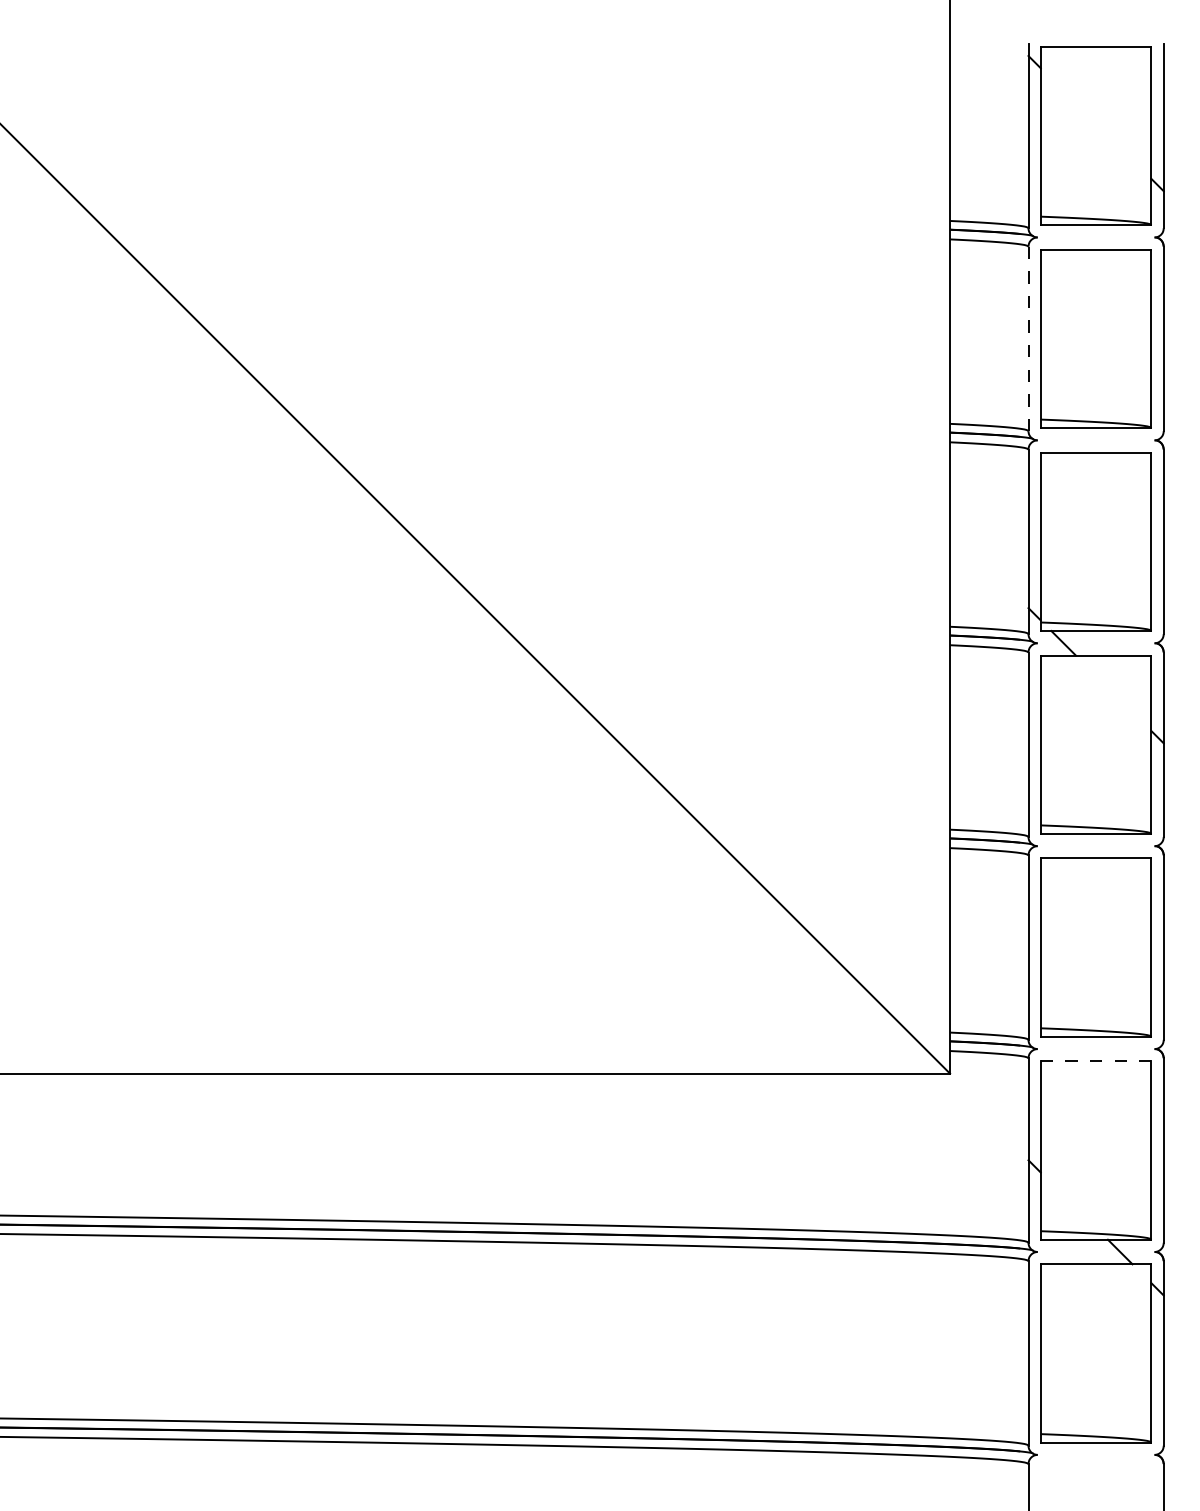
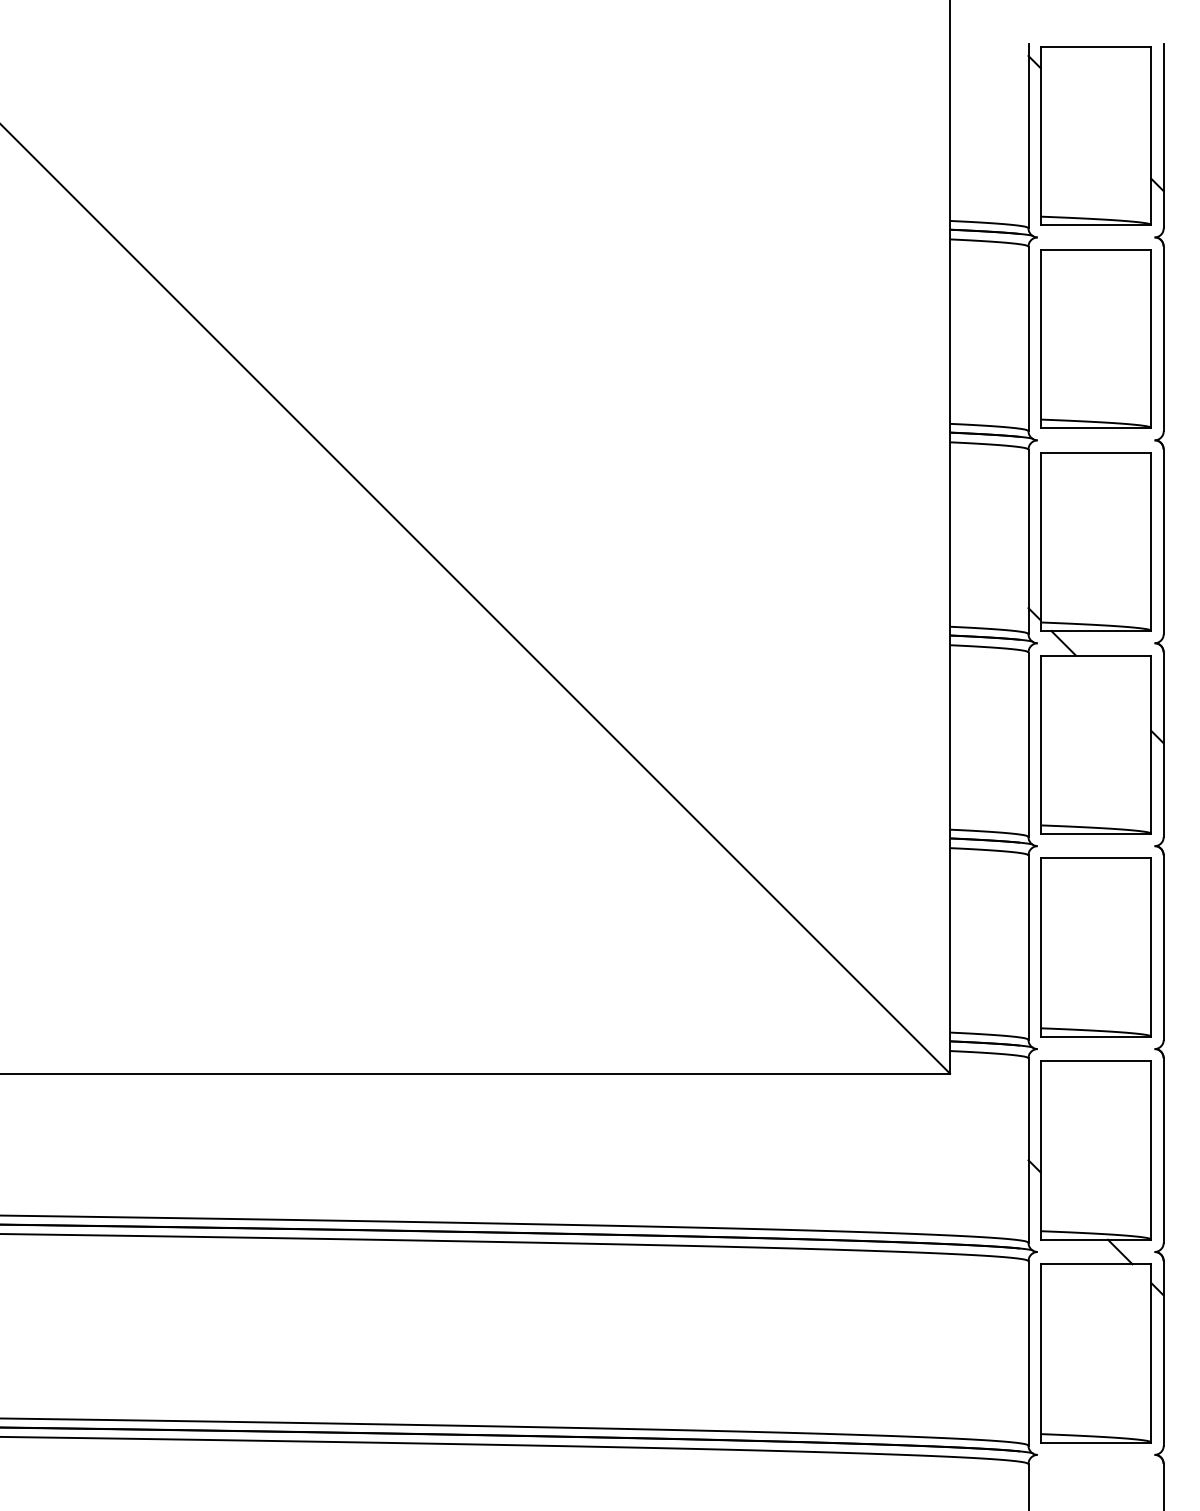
line: dashed -> solid (1028, 338)
line: dashed -> solid (1096, 1061)
